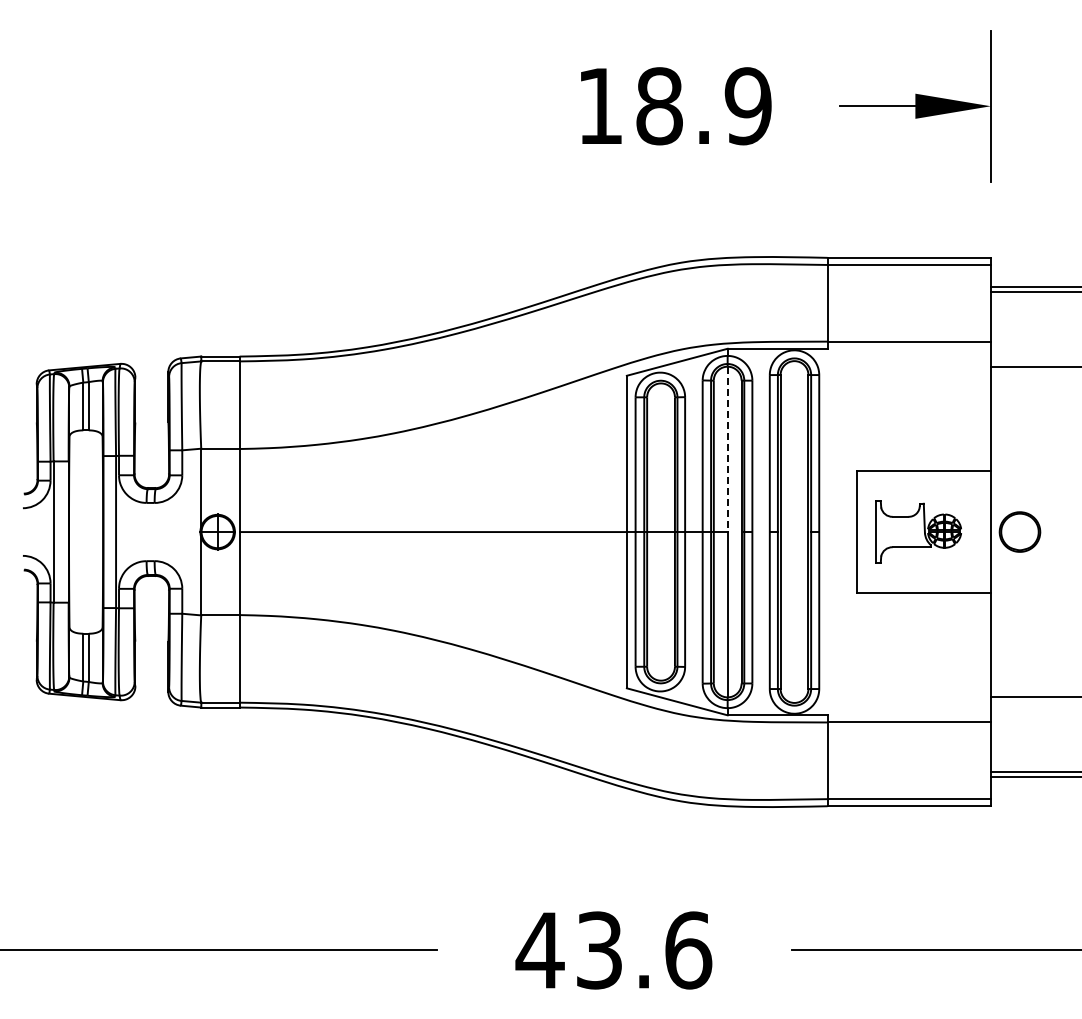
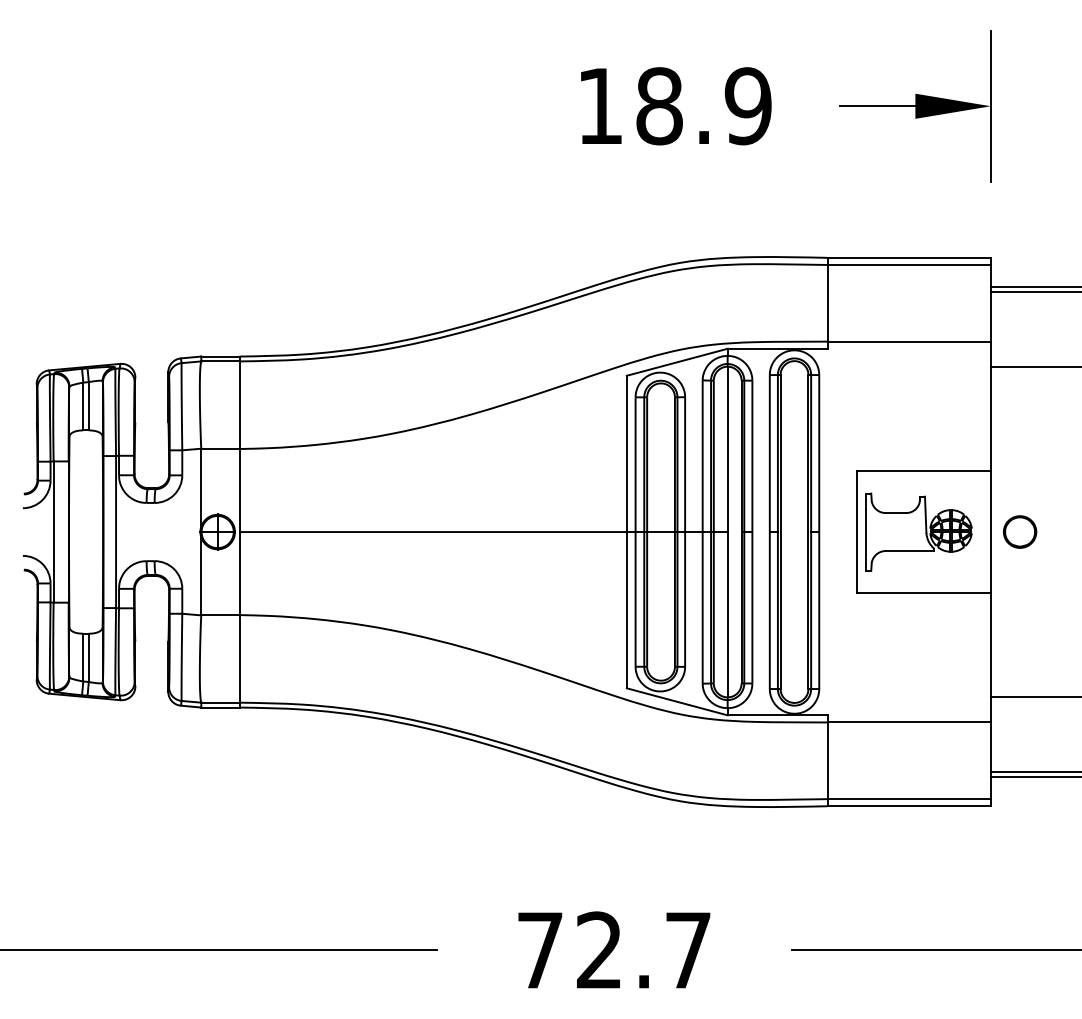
line: dashed -> solid (727, 449)
part size: 87x64 px -> 108x80 px (918, 531)
part size: 44x42 px -> 35x34 px (1020, 531)
text: 43.6 -> 72.7 (613, 950)
